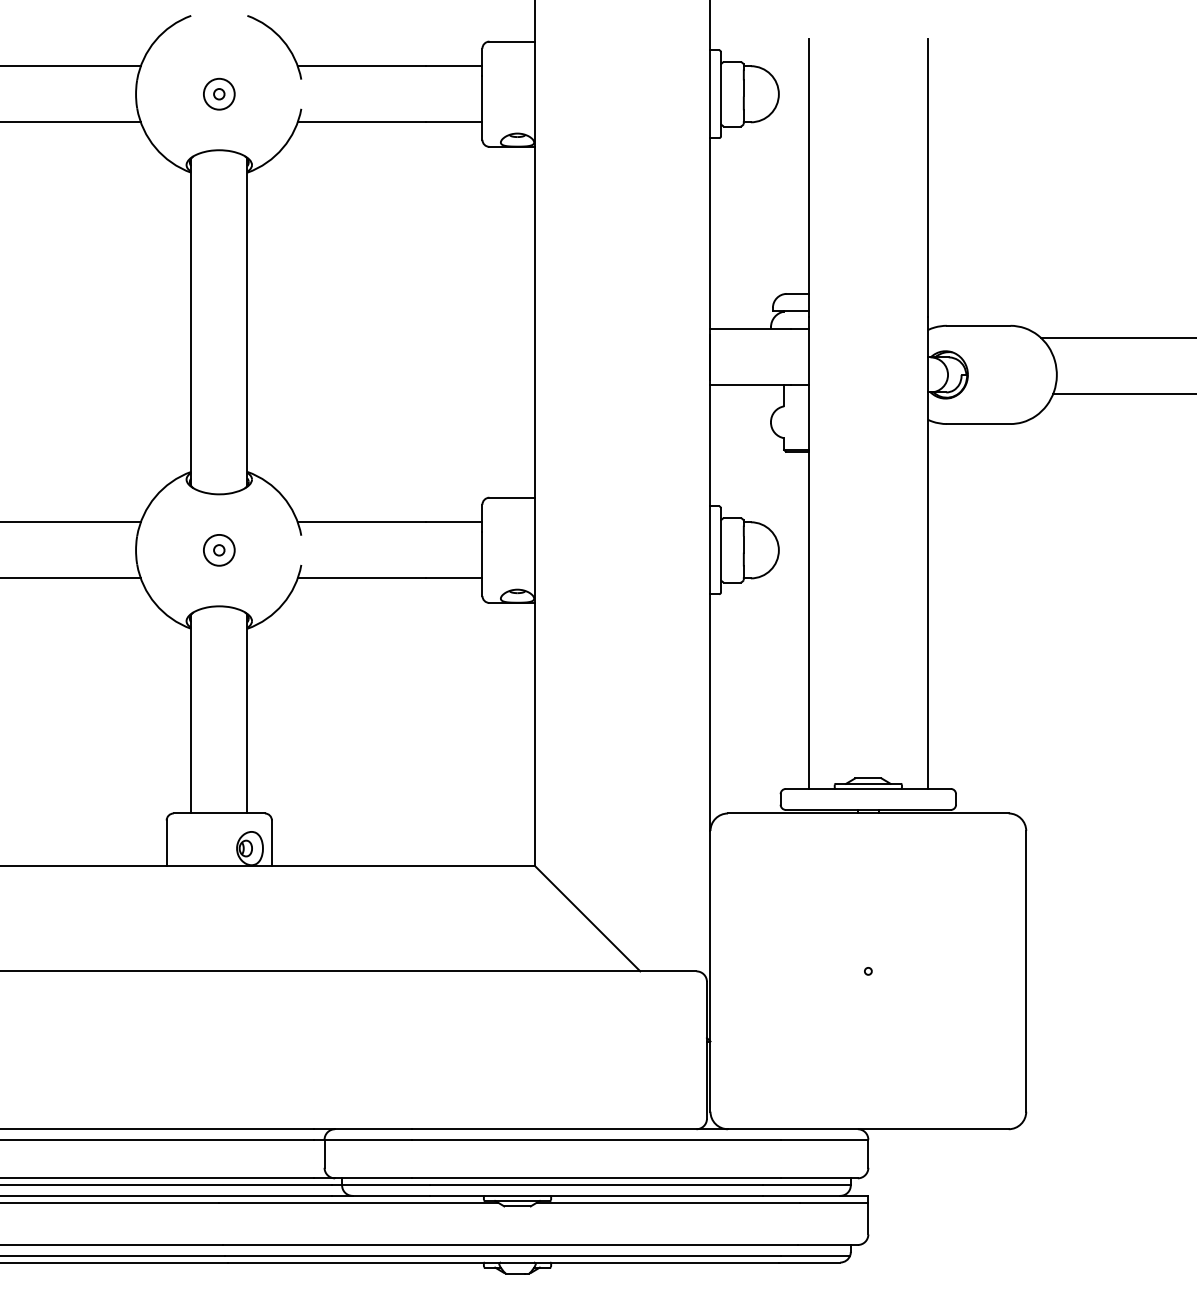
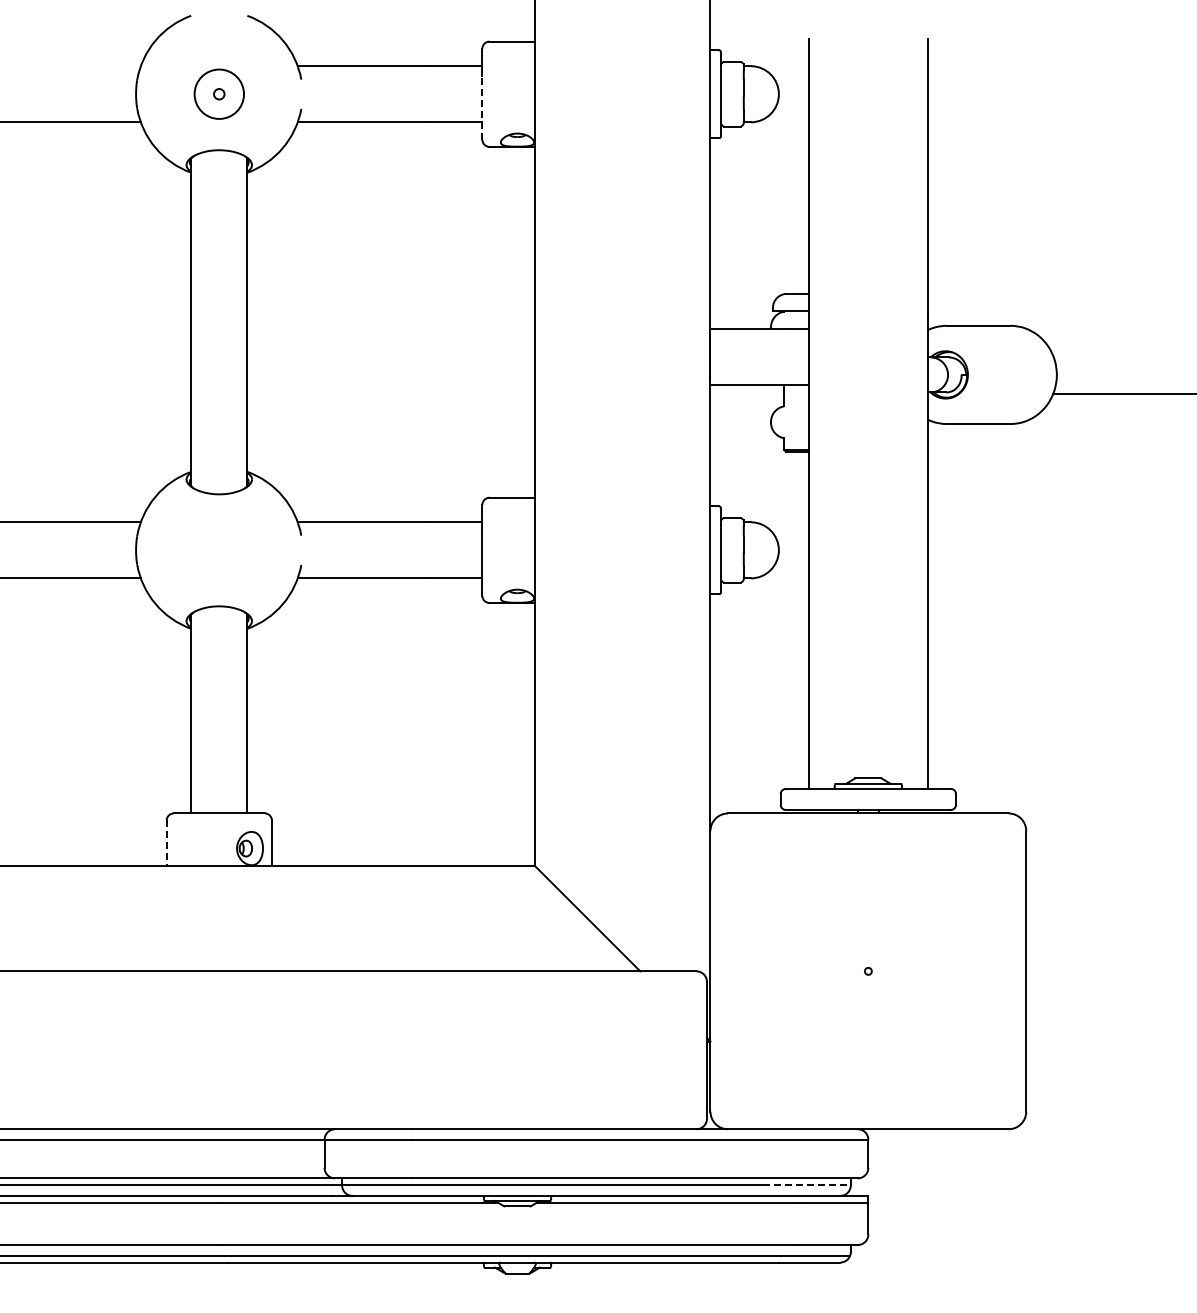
line: present -> none (71, 66)
circle diameter: 31 px -> 49 px (219, 93)
line: solid -> dashed (482, 107)
line: present -> none (1117, 338)
part: present -> none (219, 550)
line: solid -> dashed (166, 843)
line: solid -> dashed (806, 1185)
